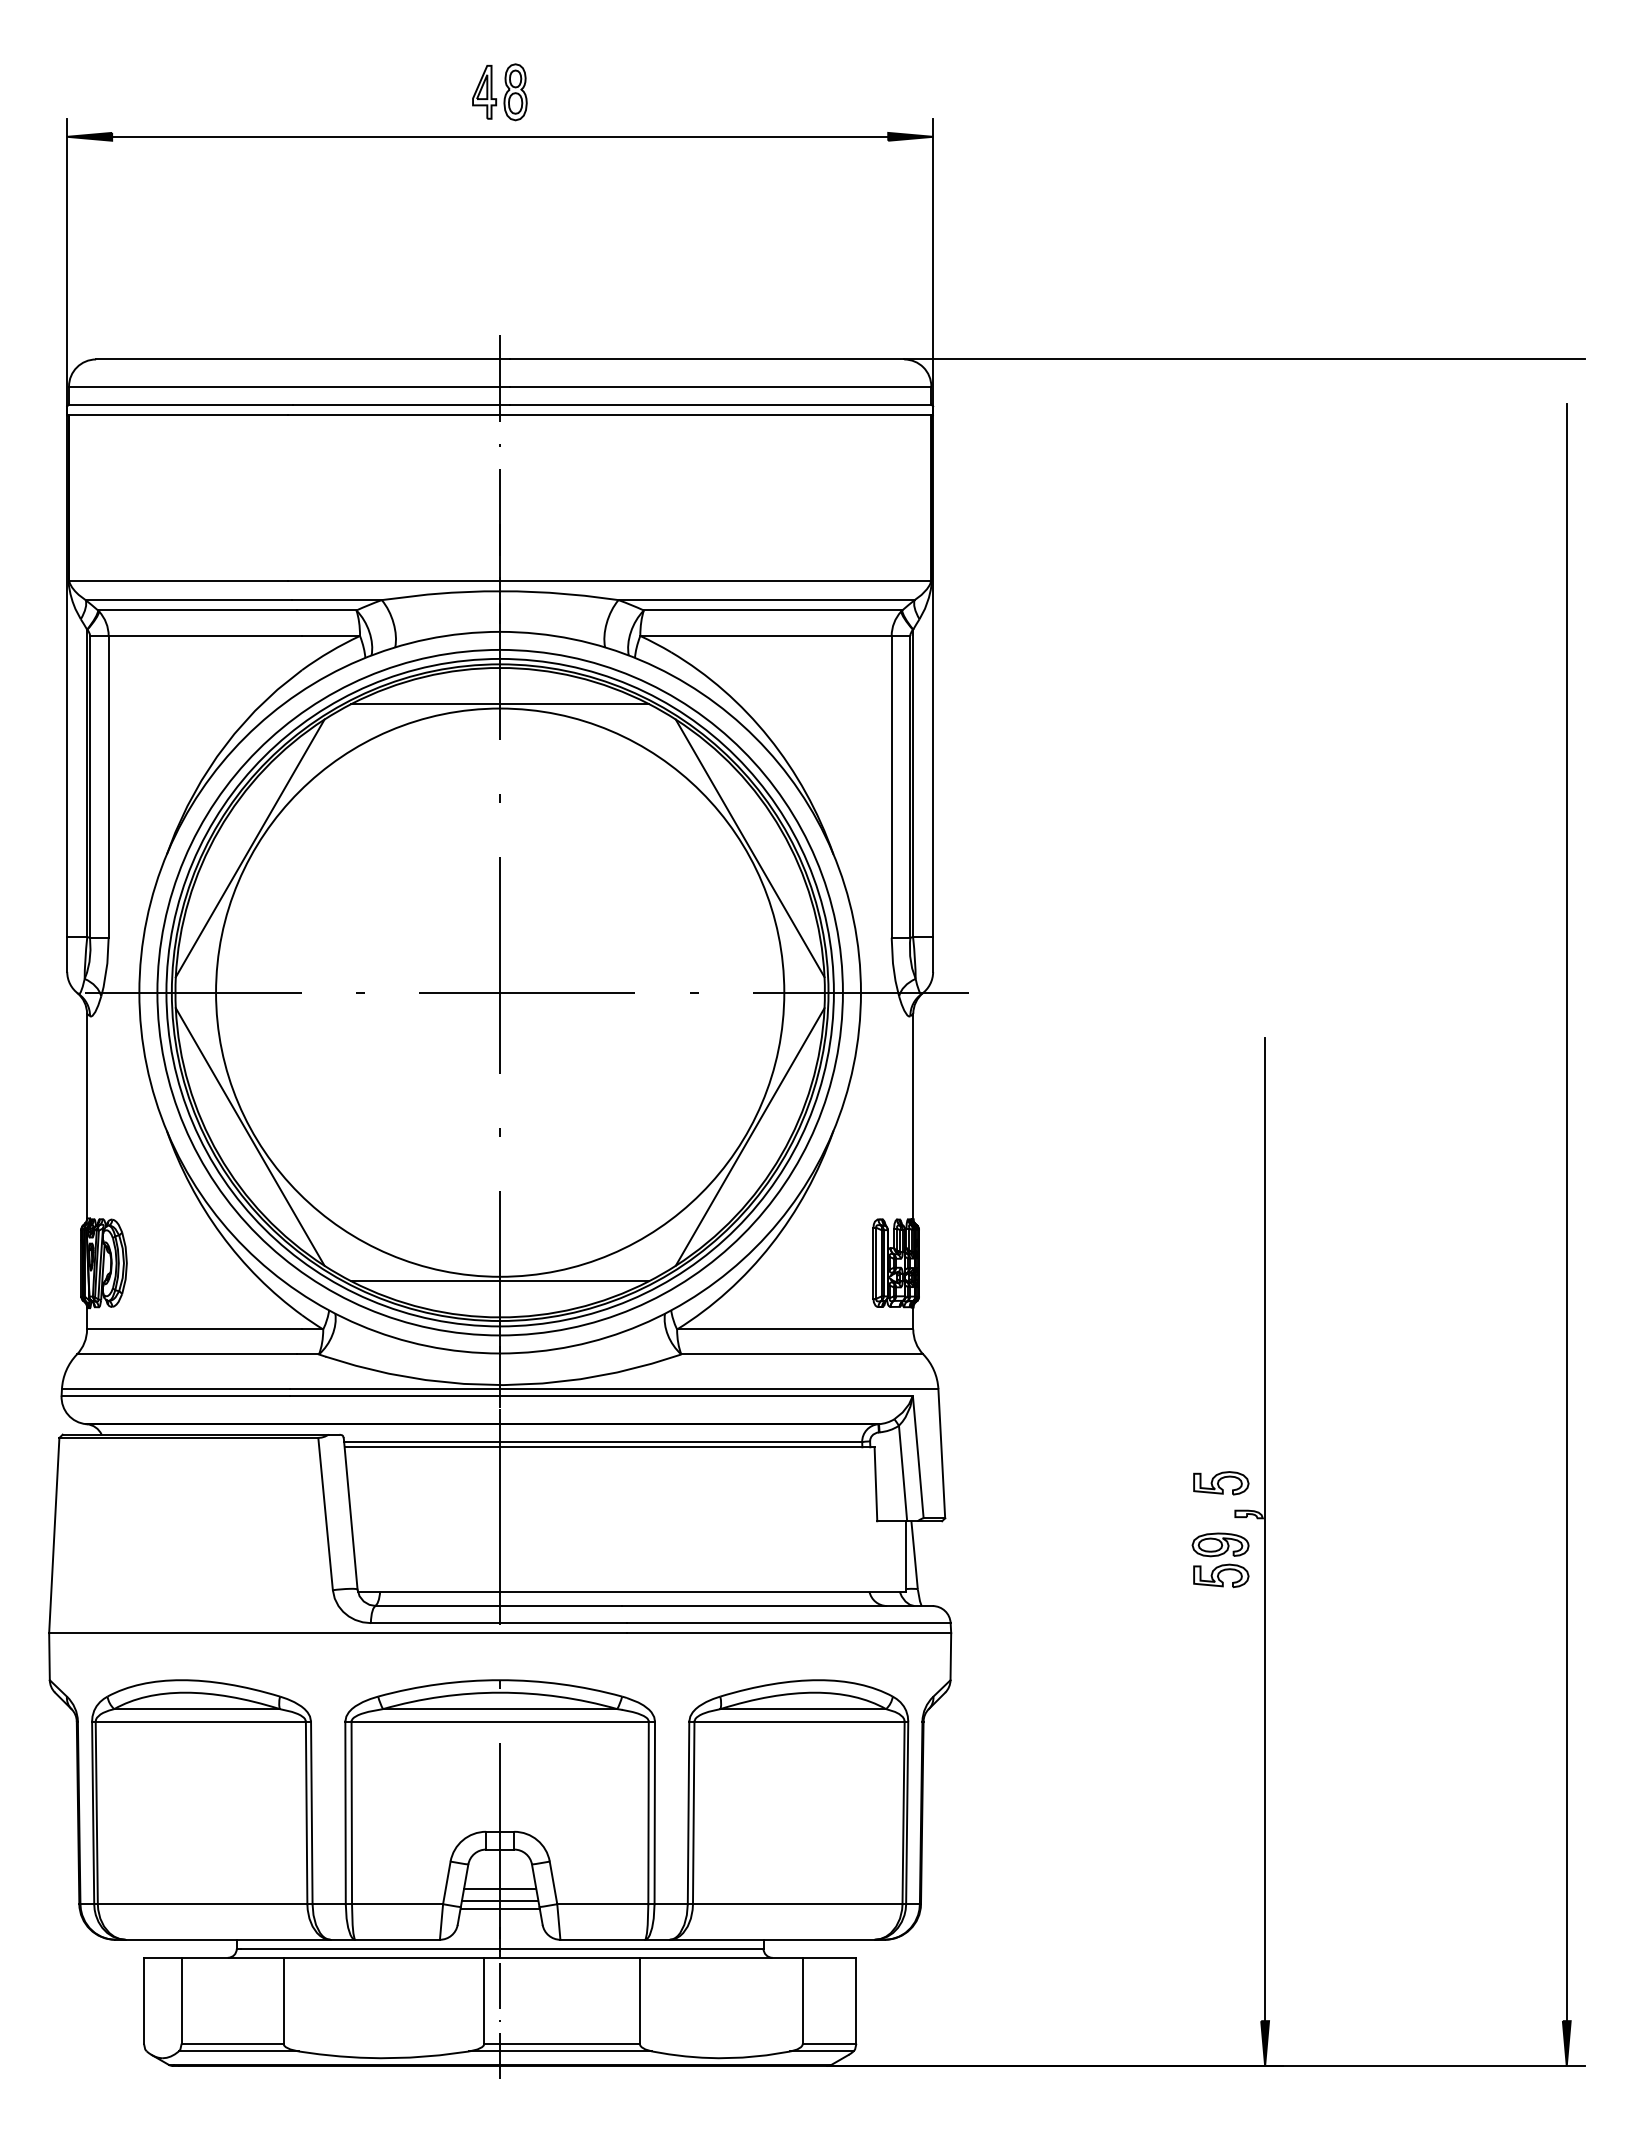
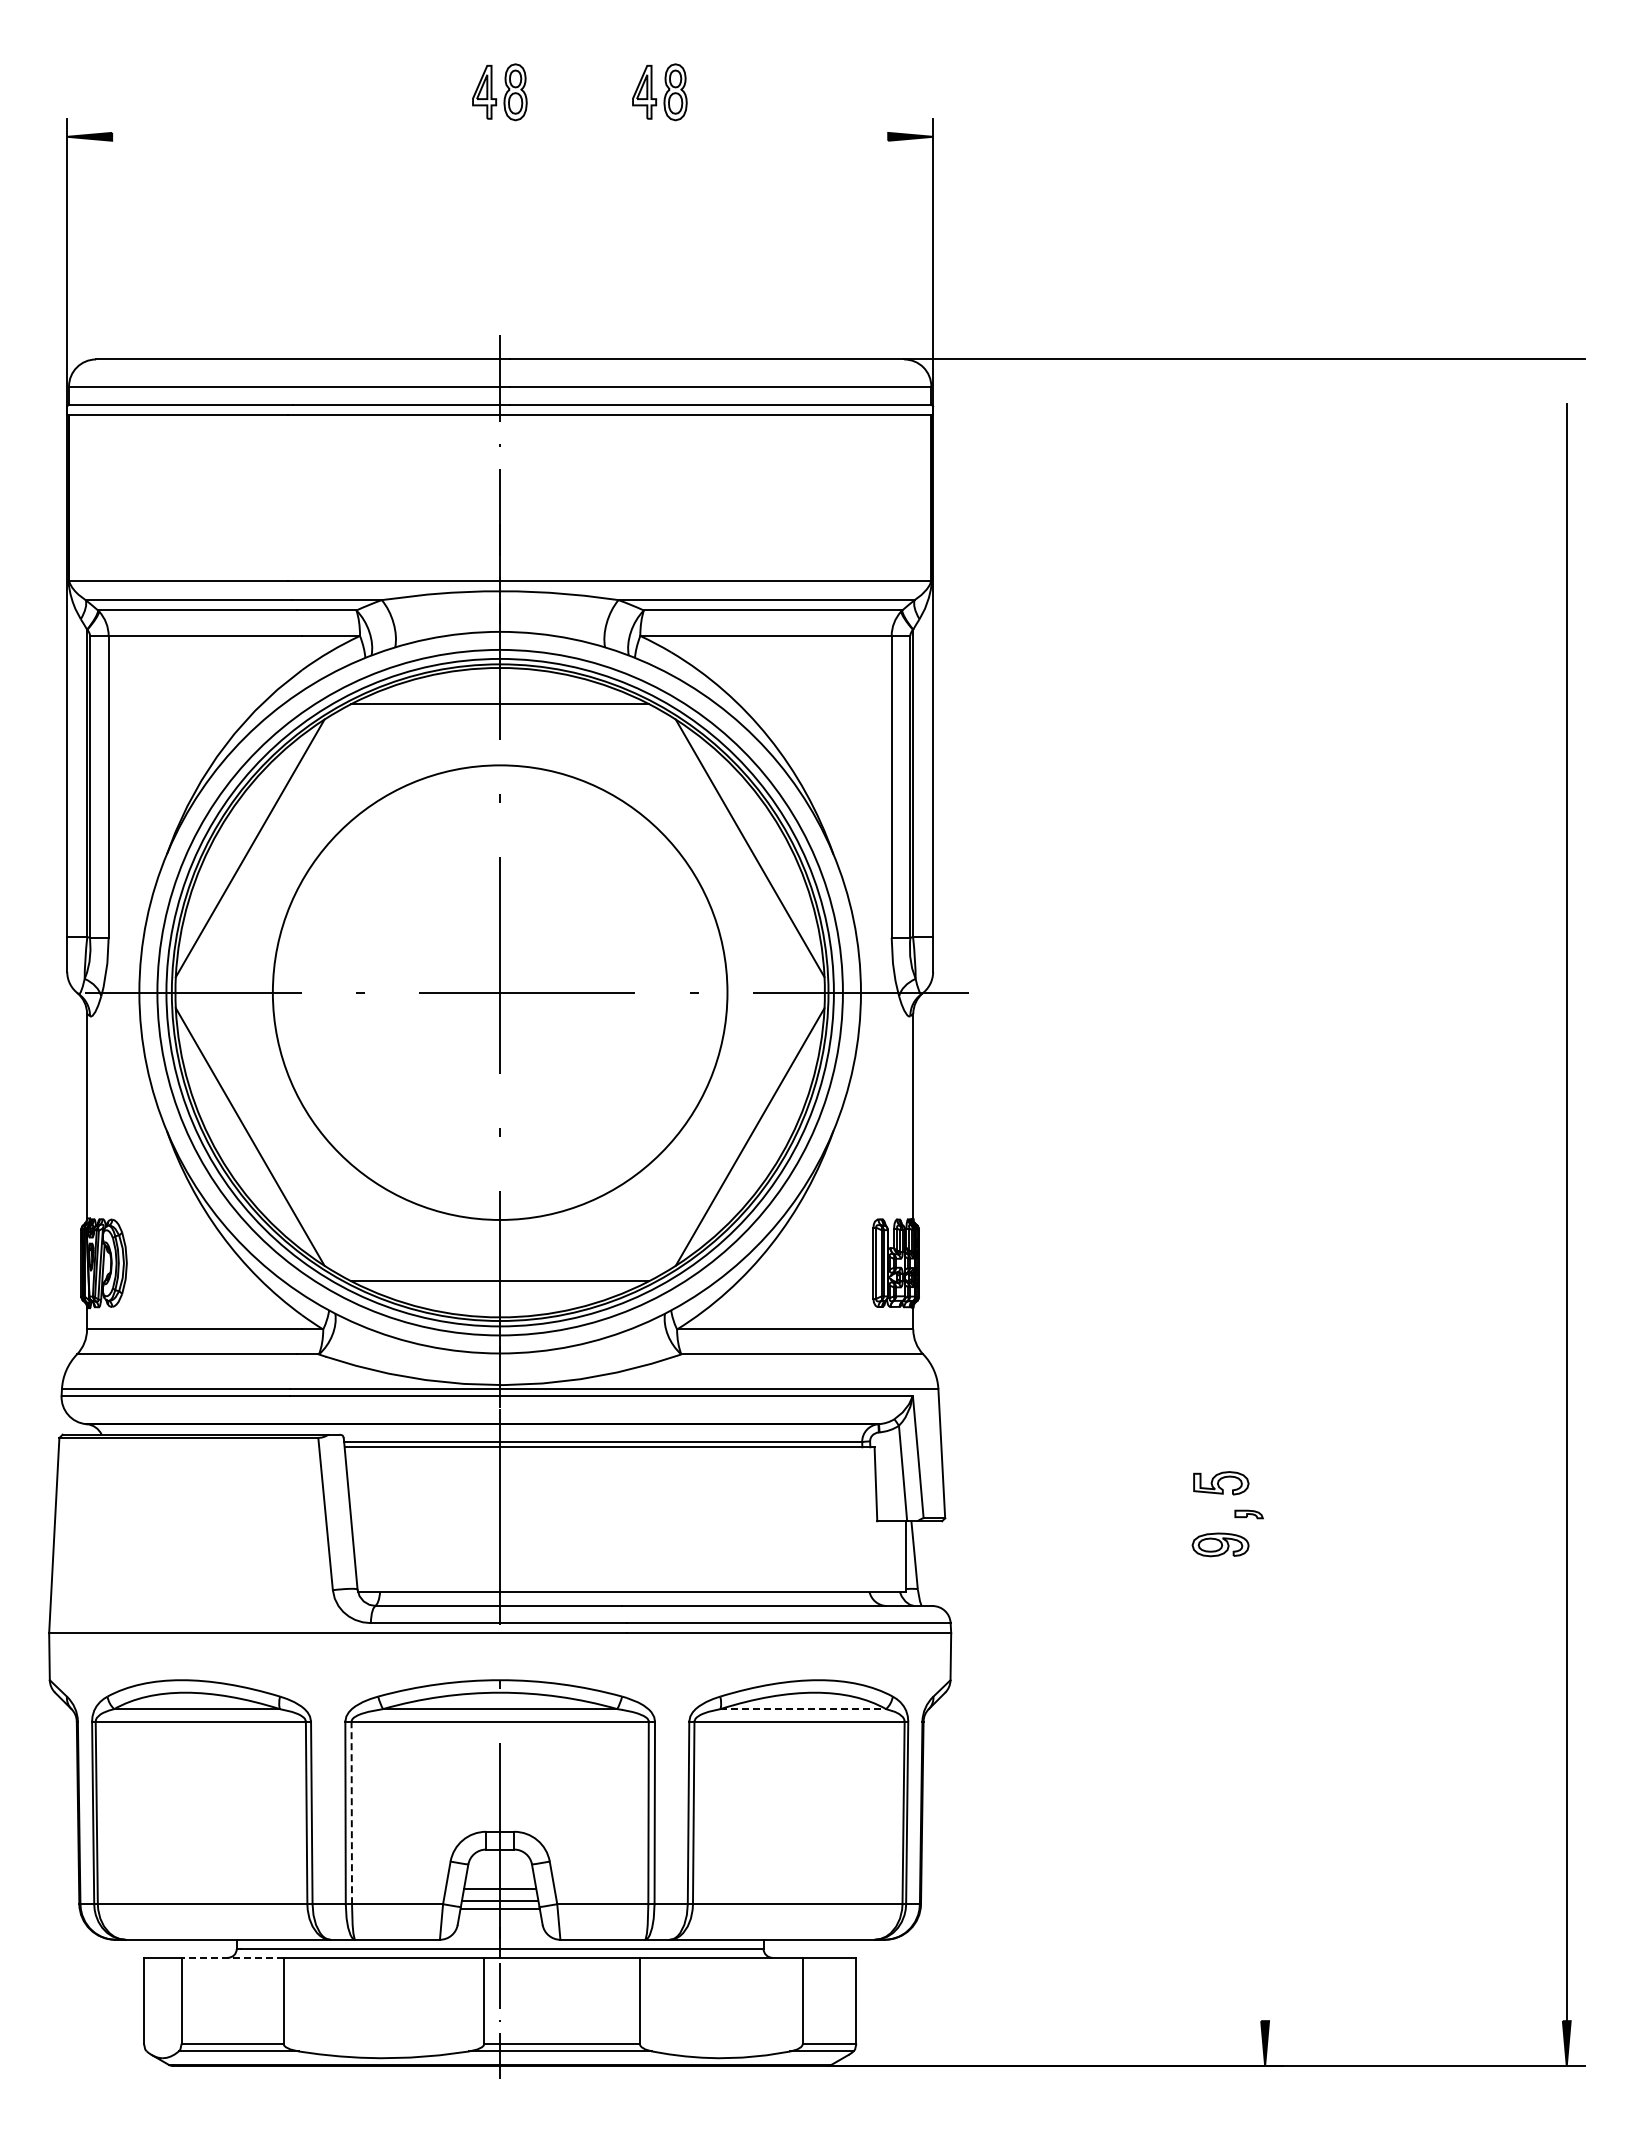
part: none -> present (659, 92)
line: present -> none (500, 136)
circle diameter: 568 px -> 455 px (499, 992)
line: present -> none (1265, 1529)
part: present -> none (1221, 1575)
line: solid -> dashed (803, 1709)
line: solid -> dashed (351, 1812)
line: solid -> dashed (232, 1957)
